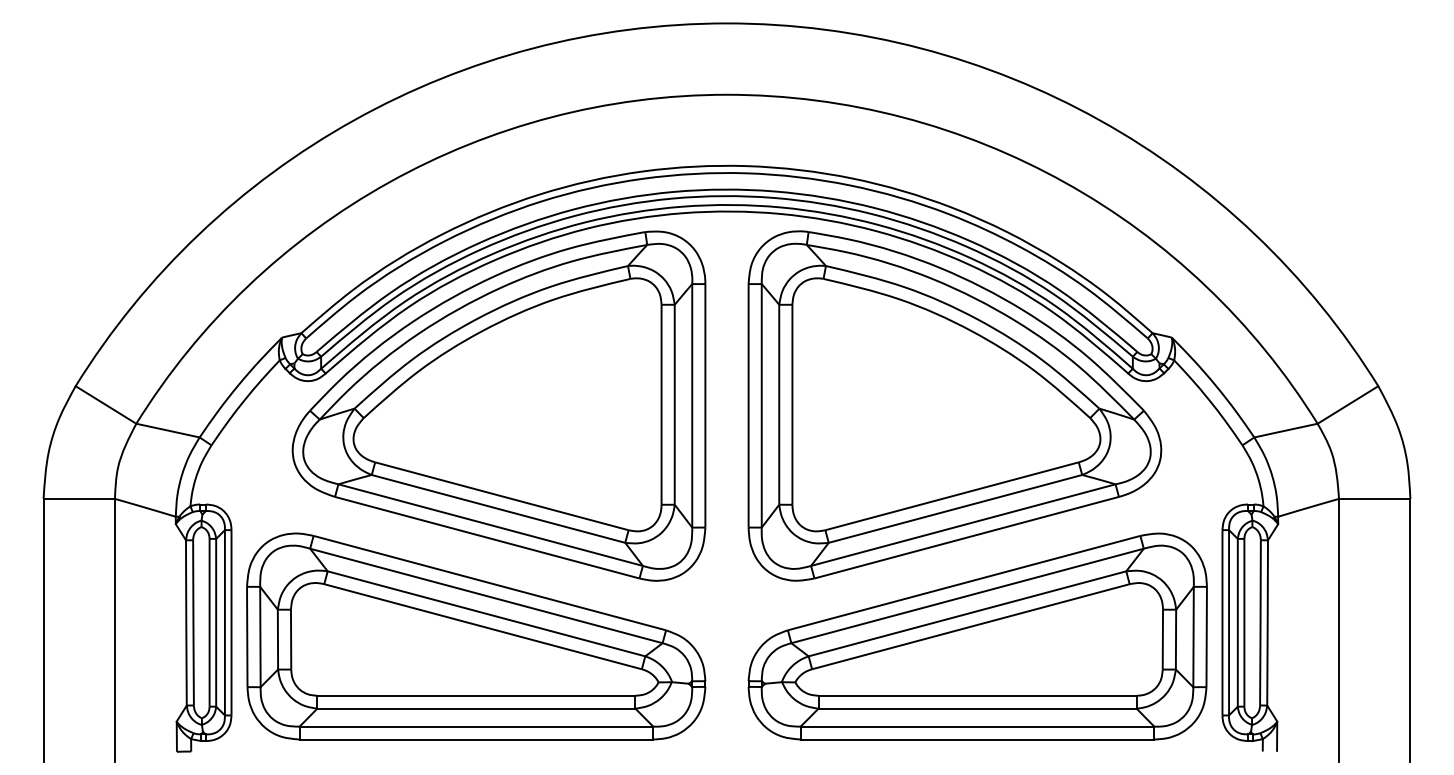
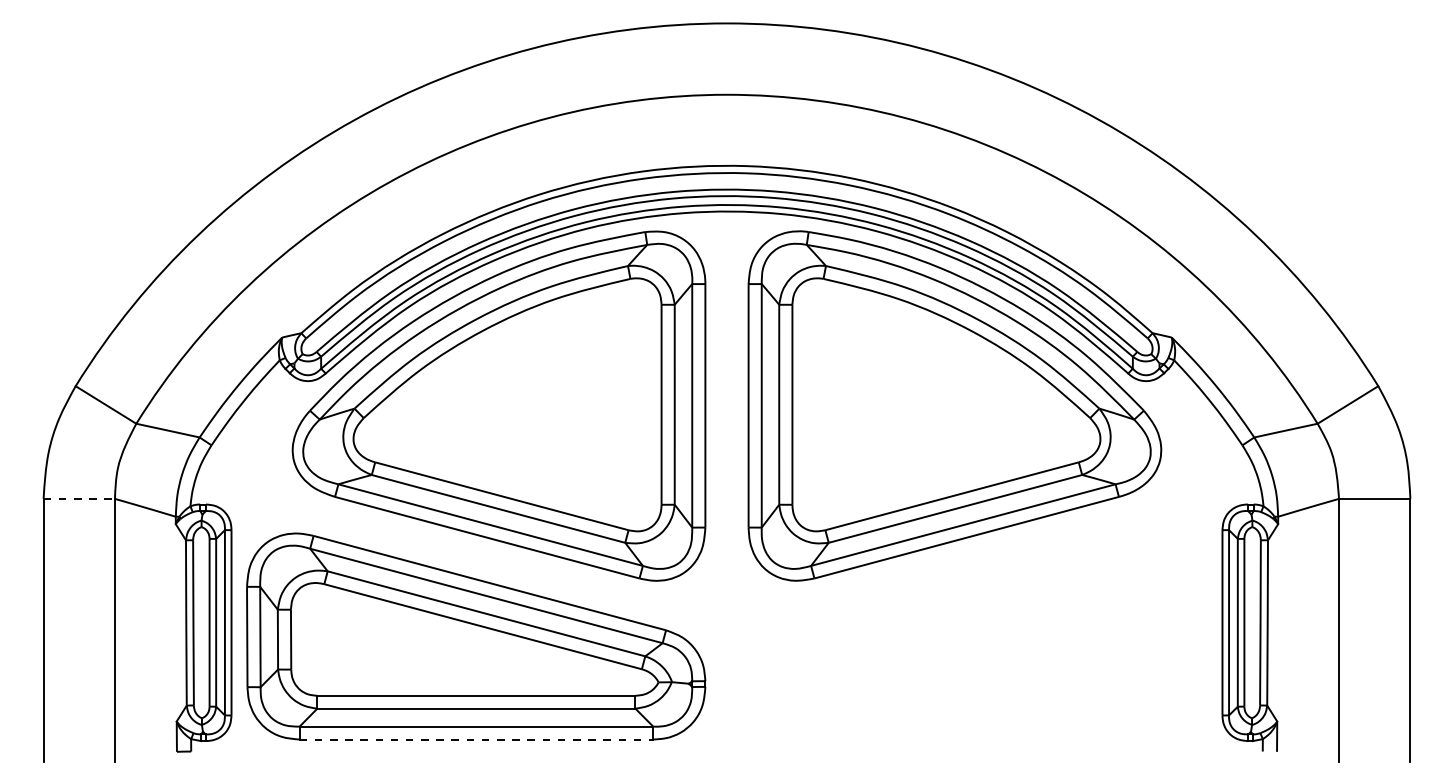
line: solid -> dashed (79, 498)
part: present -> none (977, 636)
line: solid -> dashed (476, 739)
